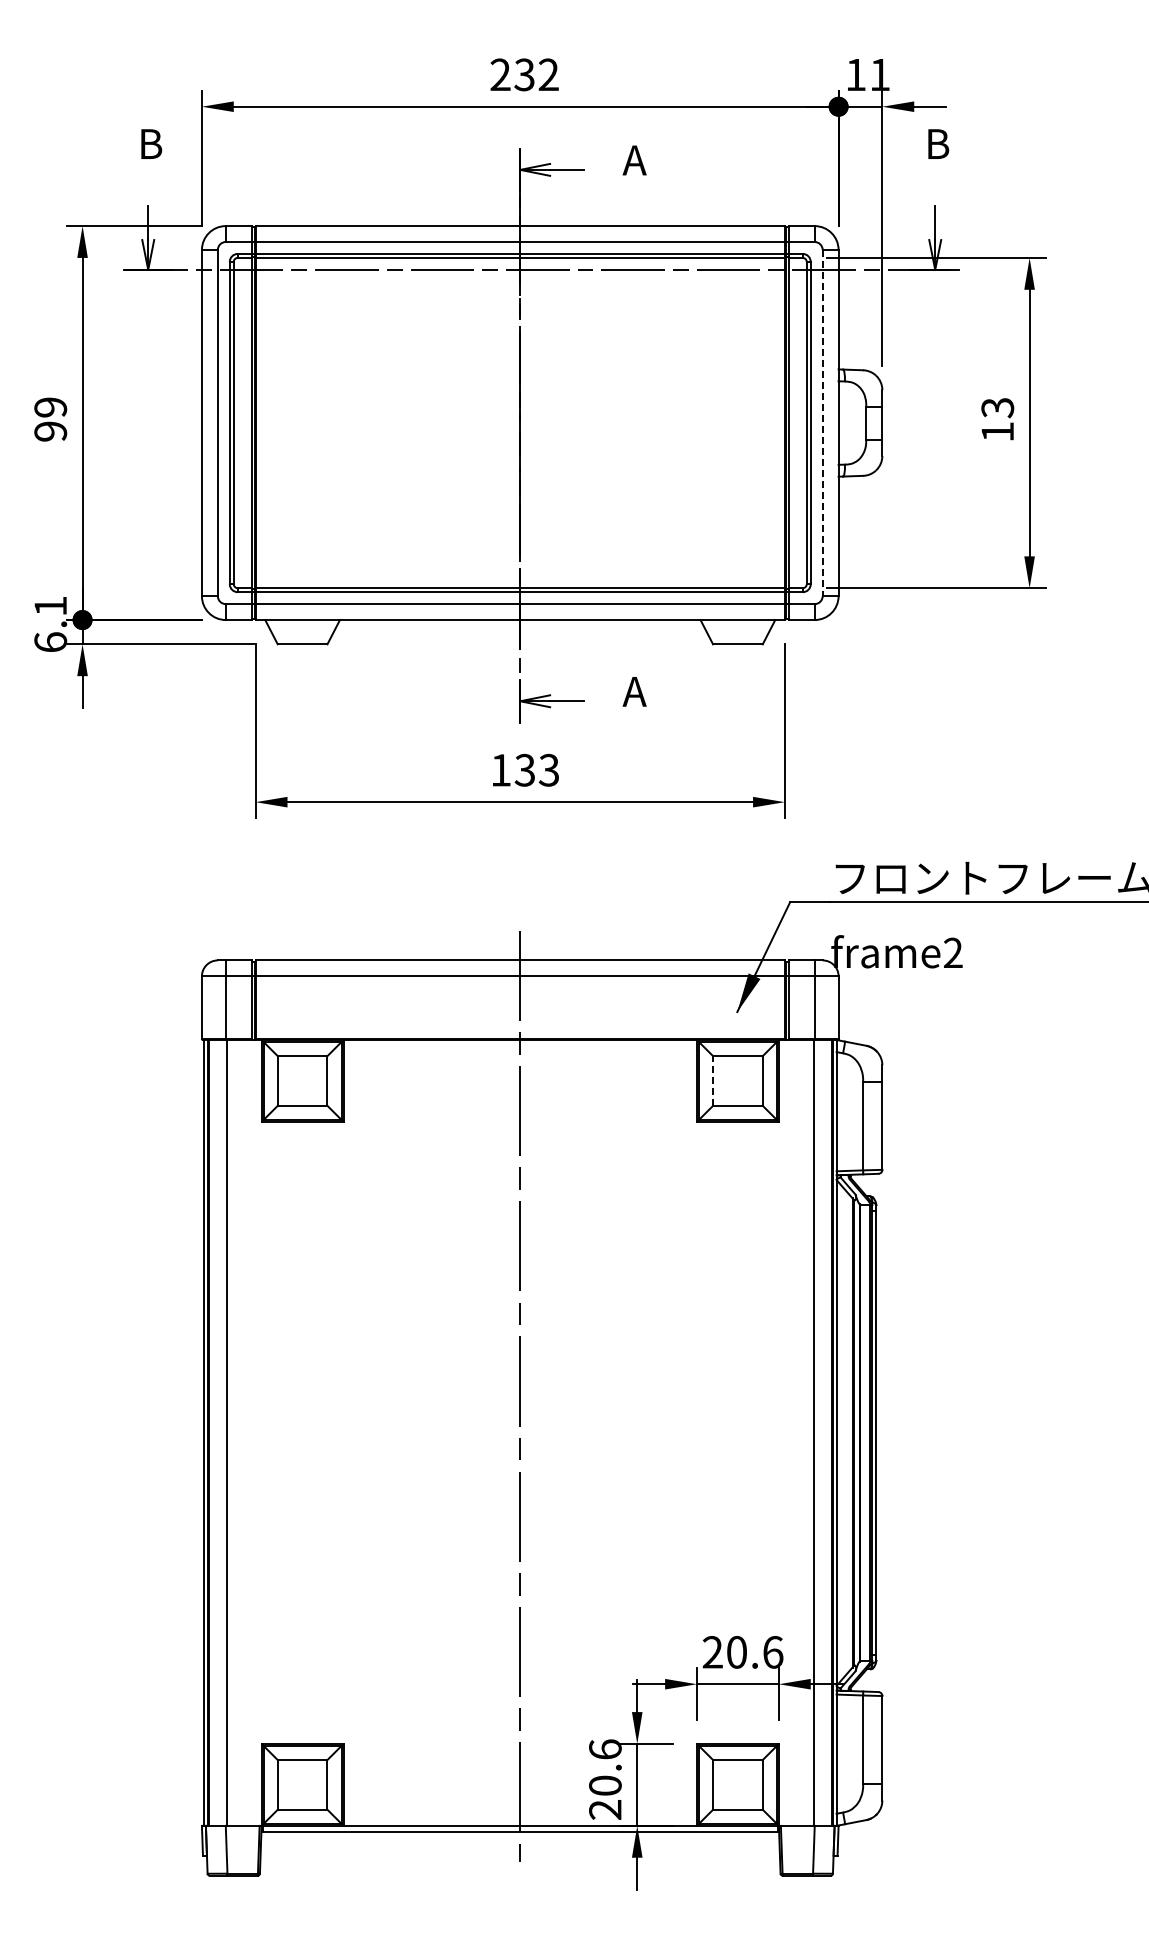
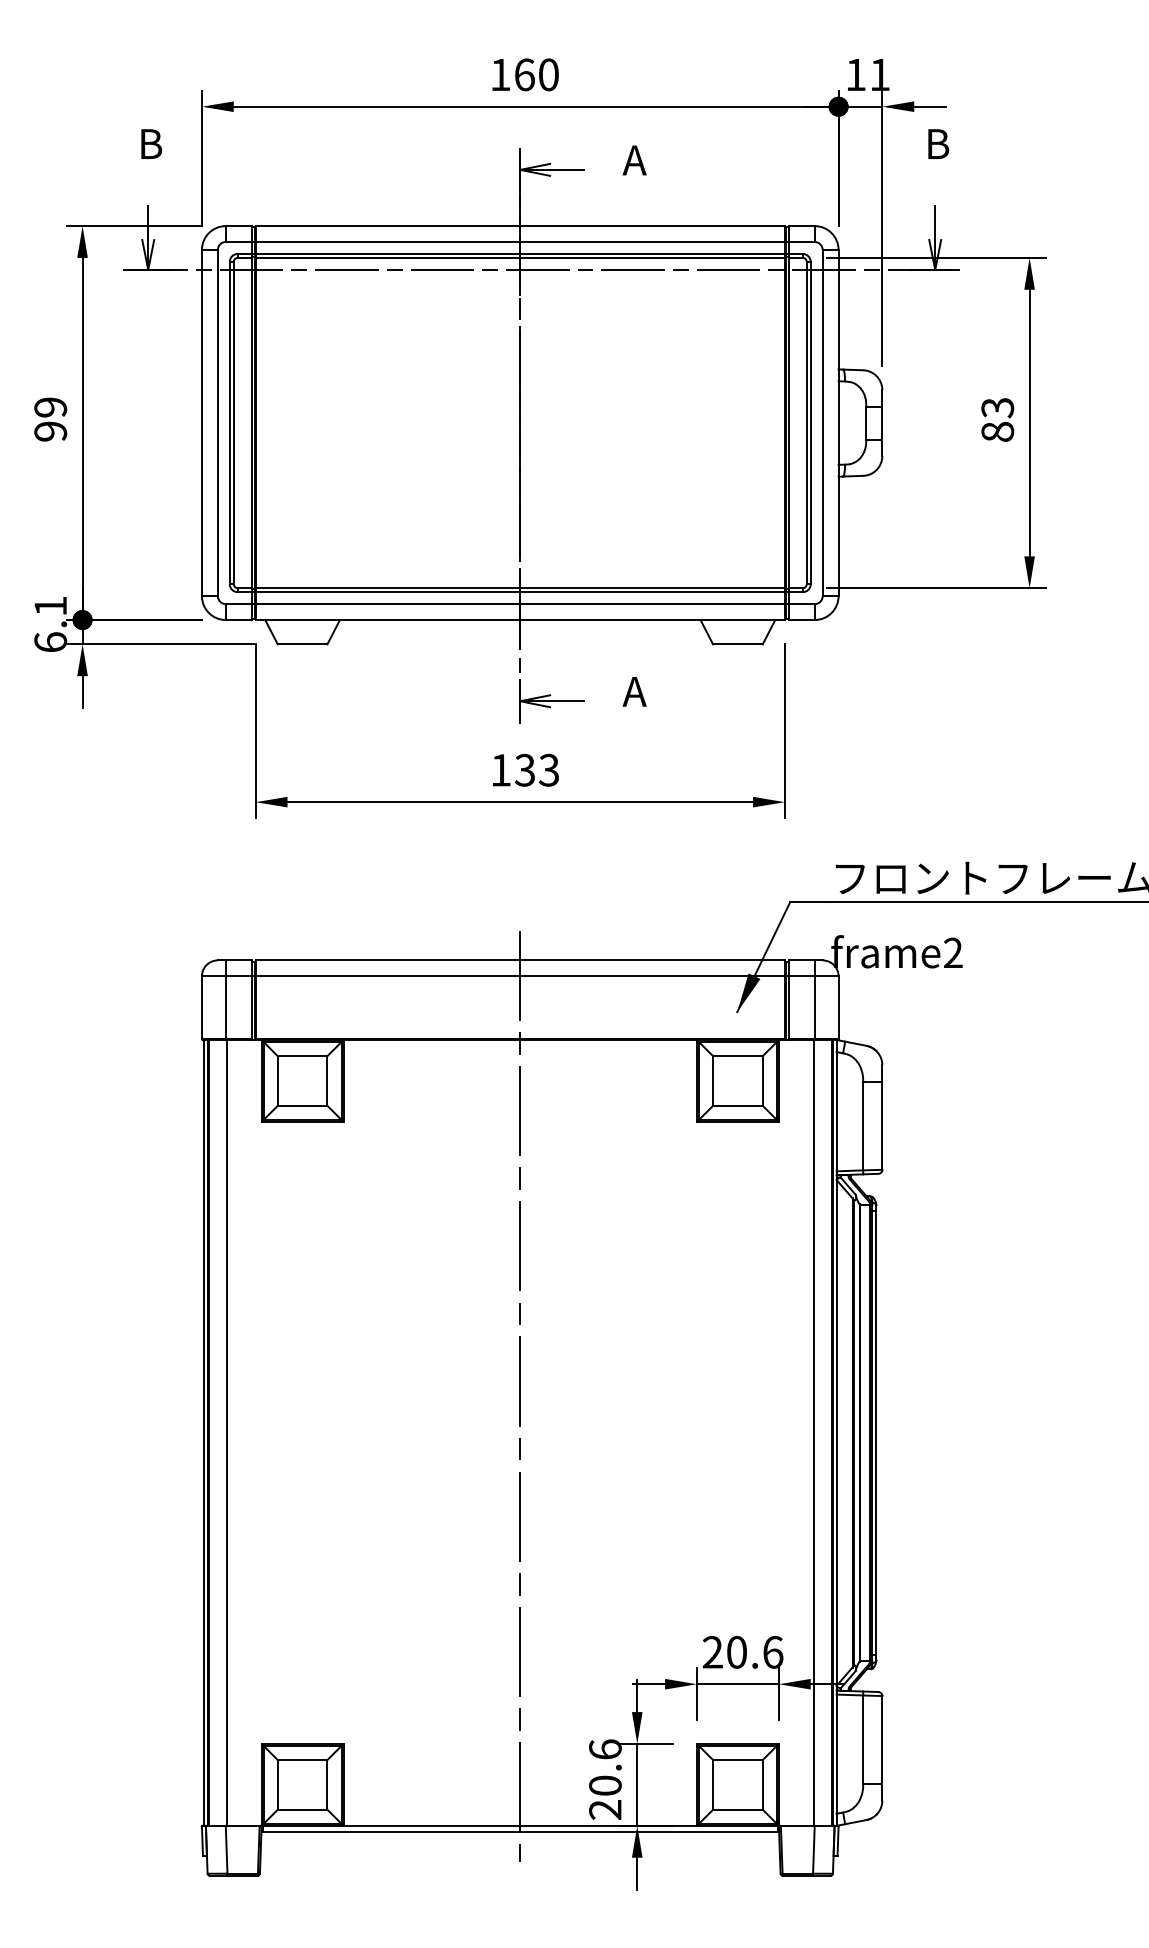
text: 232 -> 160 (524, 74)
line: dashed -> solid (822, 423)
text: 13 -> 83 (997, 431)
line: dashed -> solid (713, 1080)
